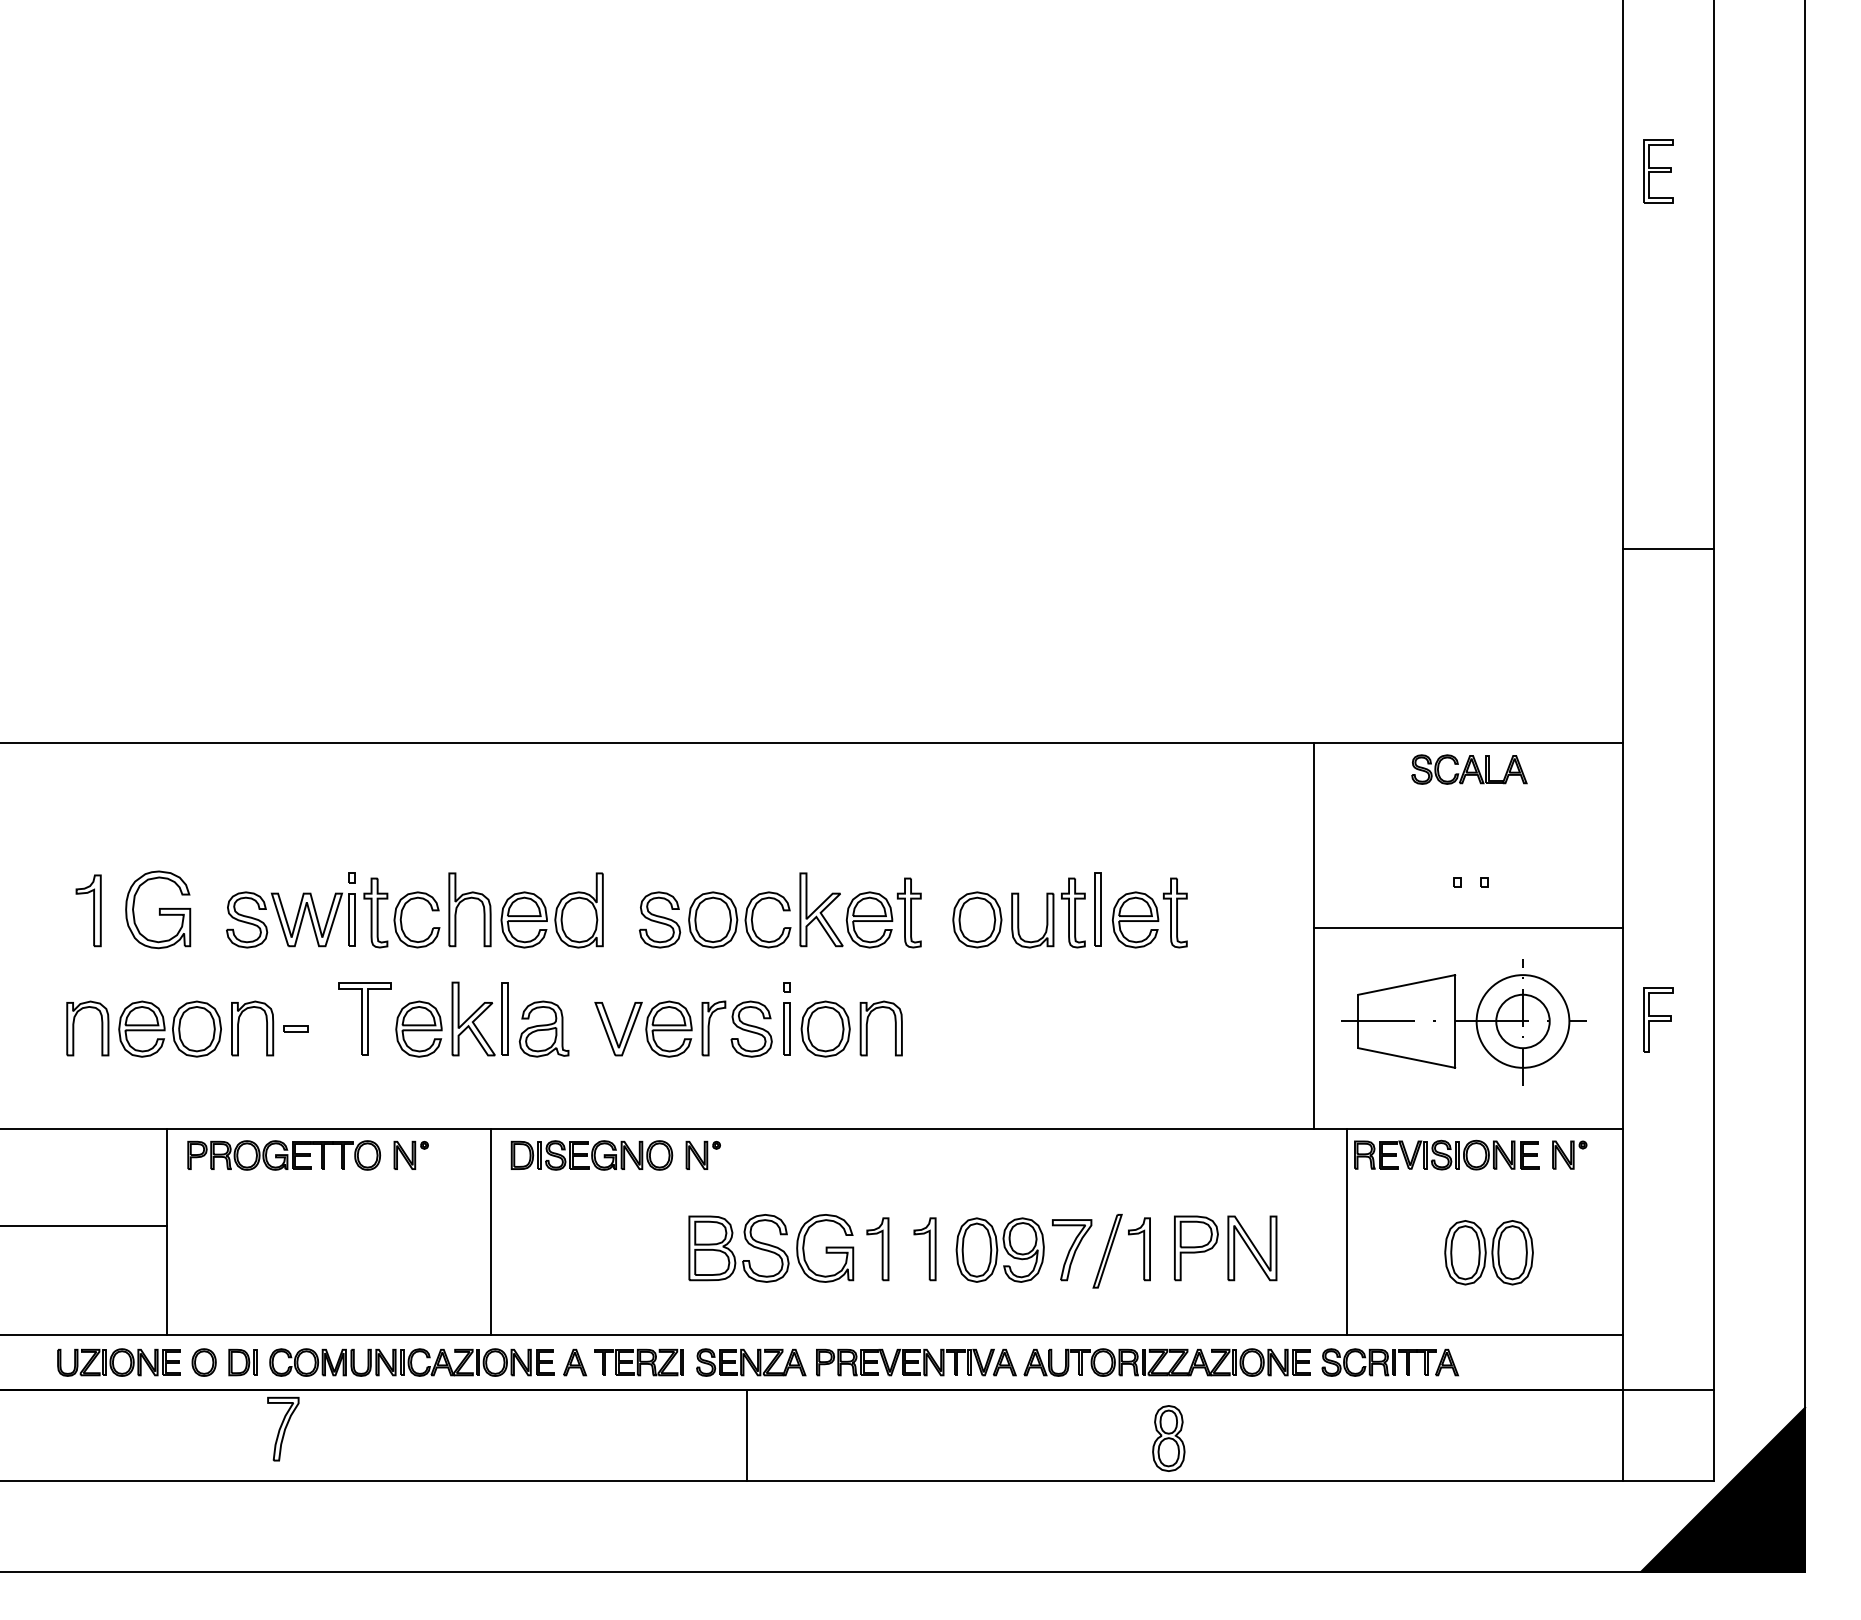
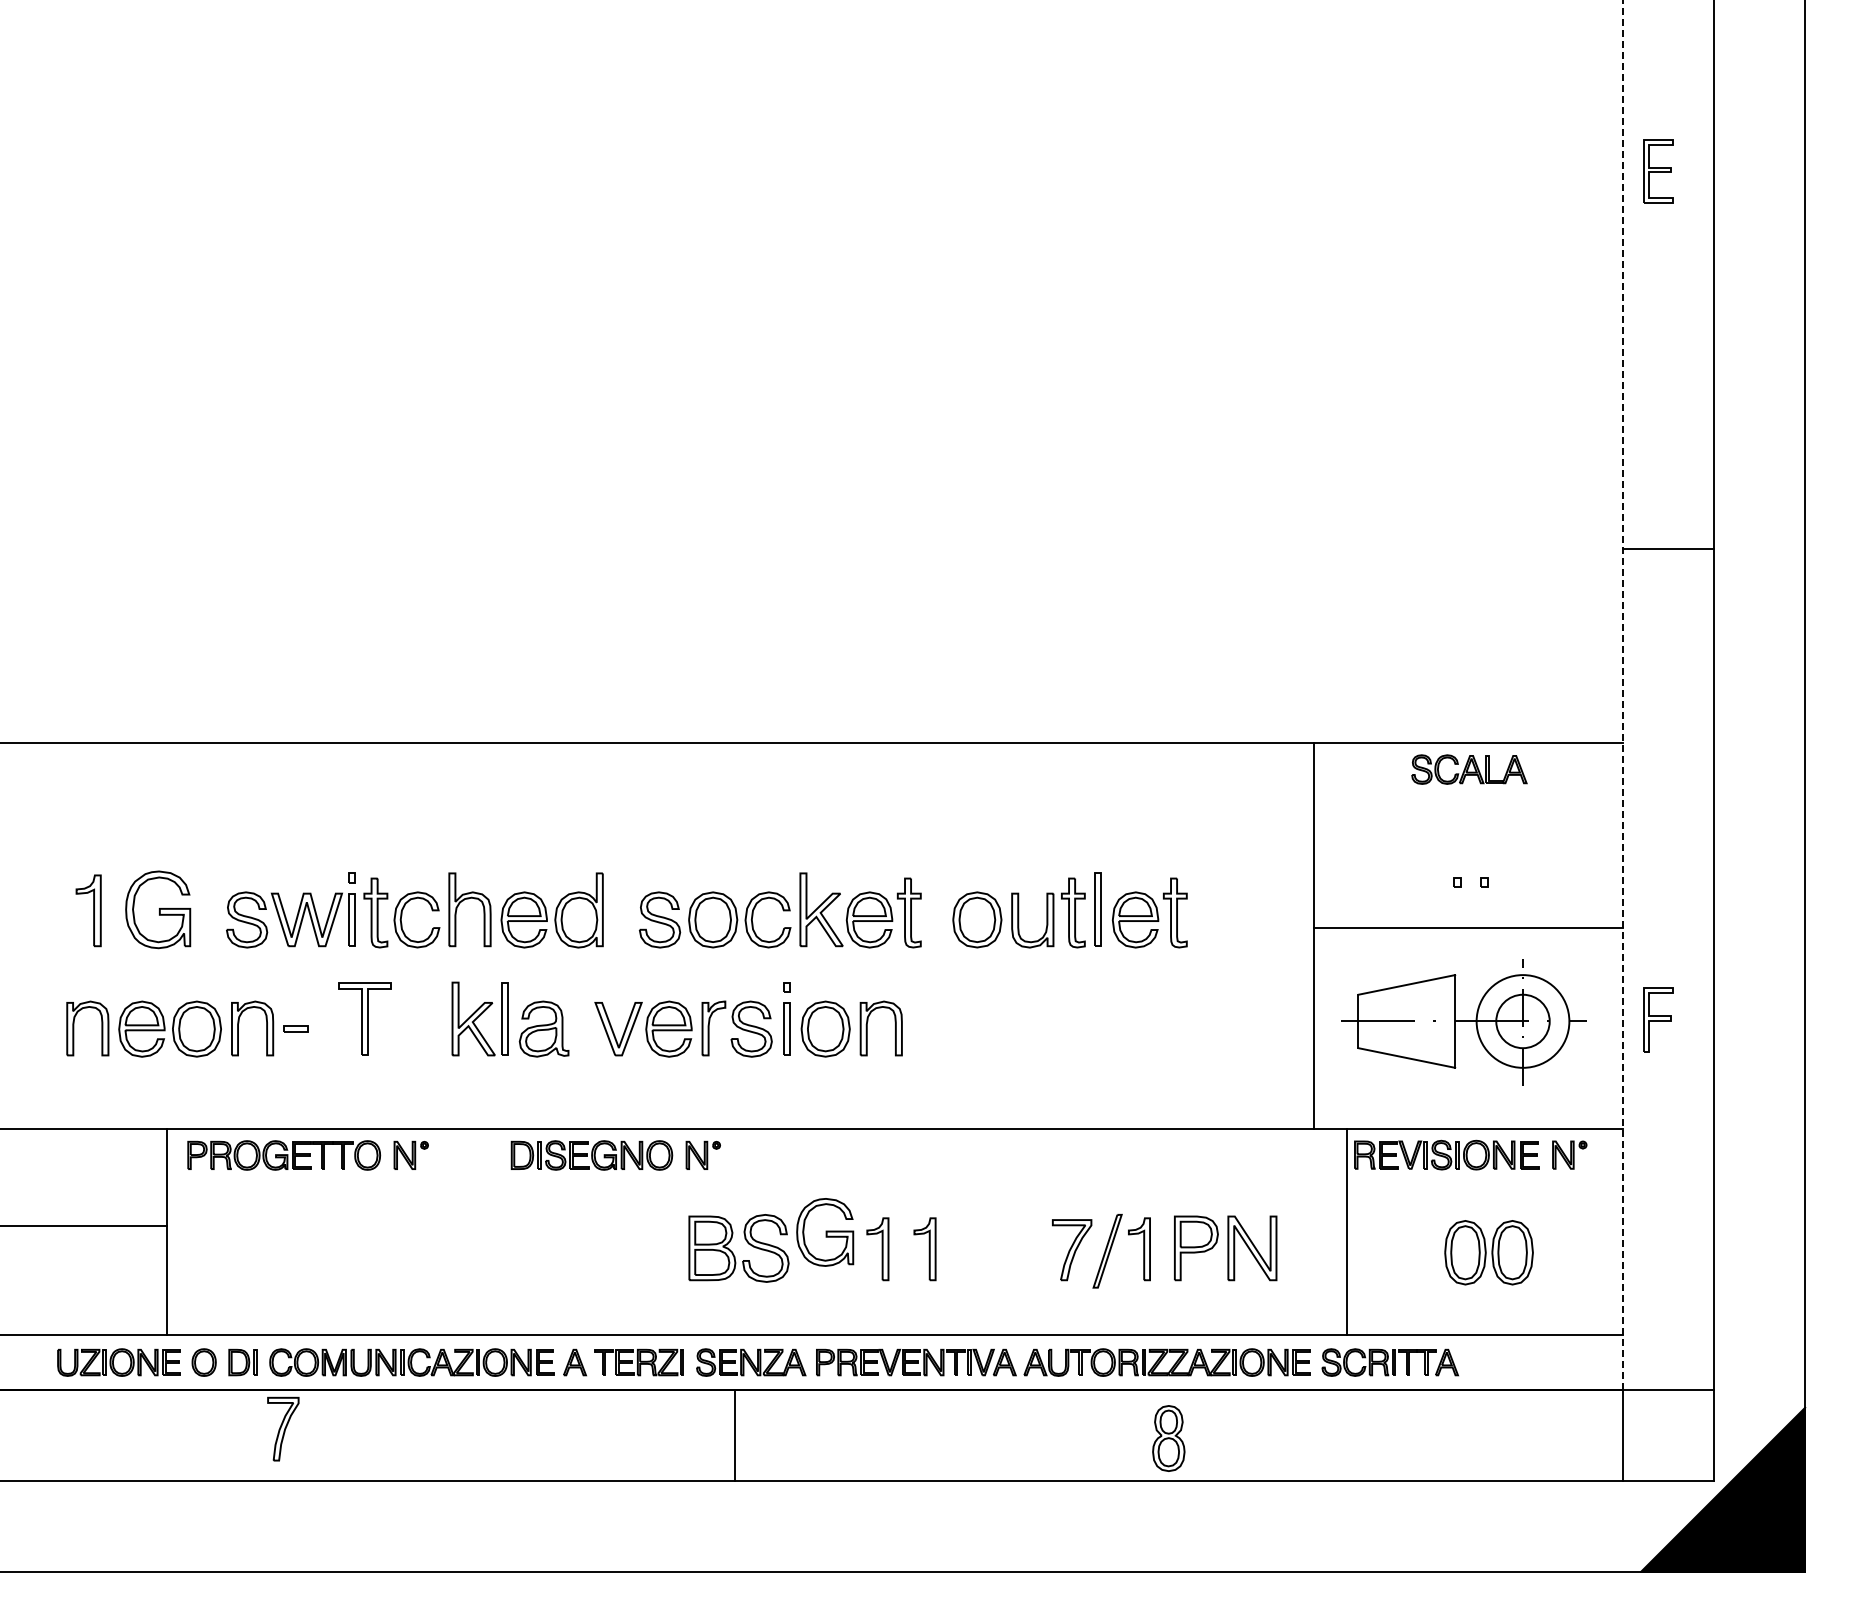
line: solid -> dashed (1623, 694)
part: present -> none (418, 1028)
line: present -> none (490, 1231)
part position: (825, 1248) -> (825, 1232) (825, 1232)
part: present -> none (999, 1249)
line position: (747, 1434) -> (735, 1434) (735, 1434)
